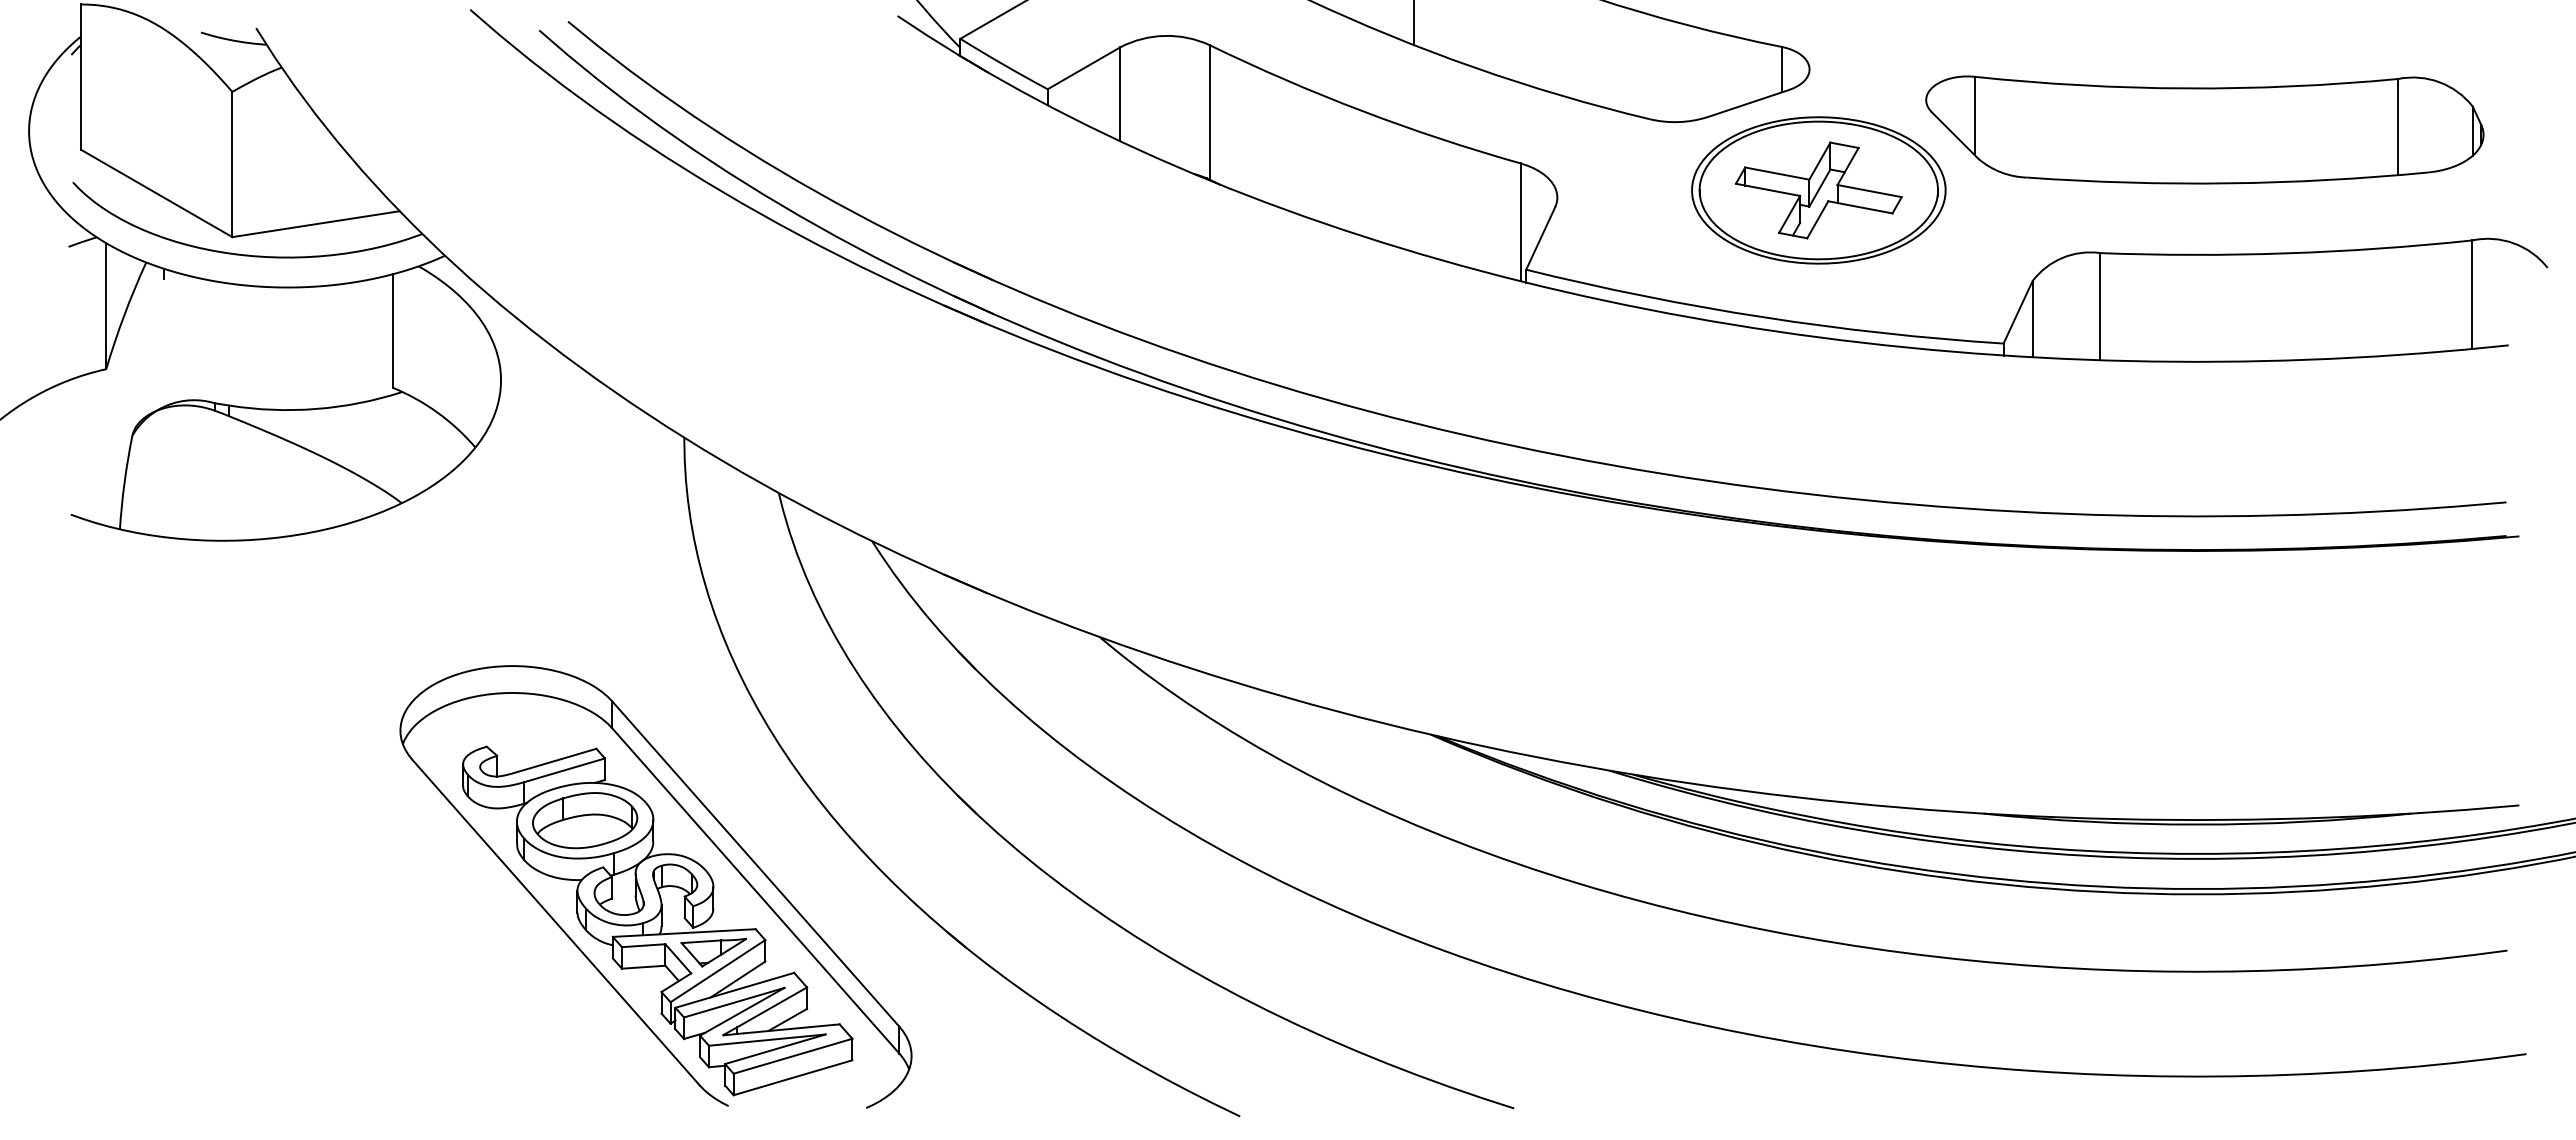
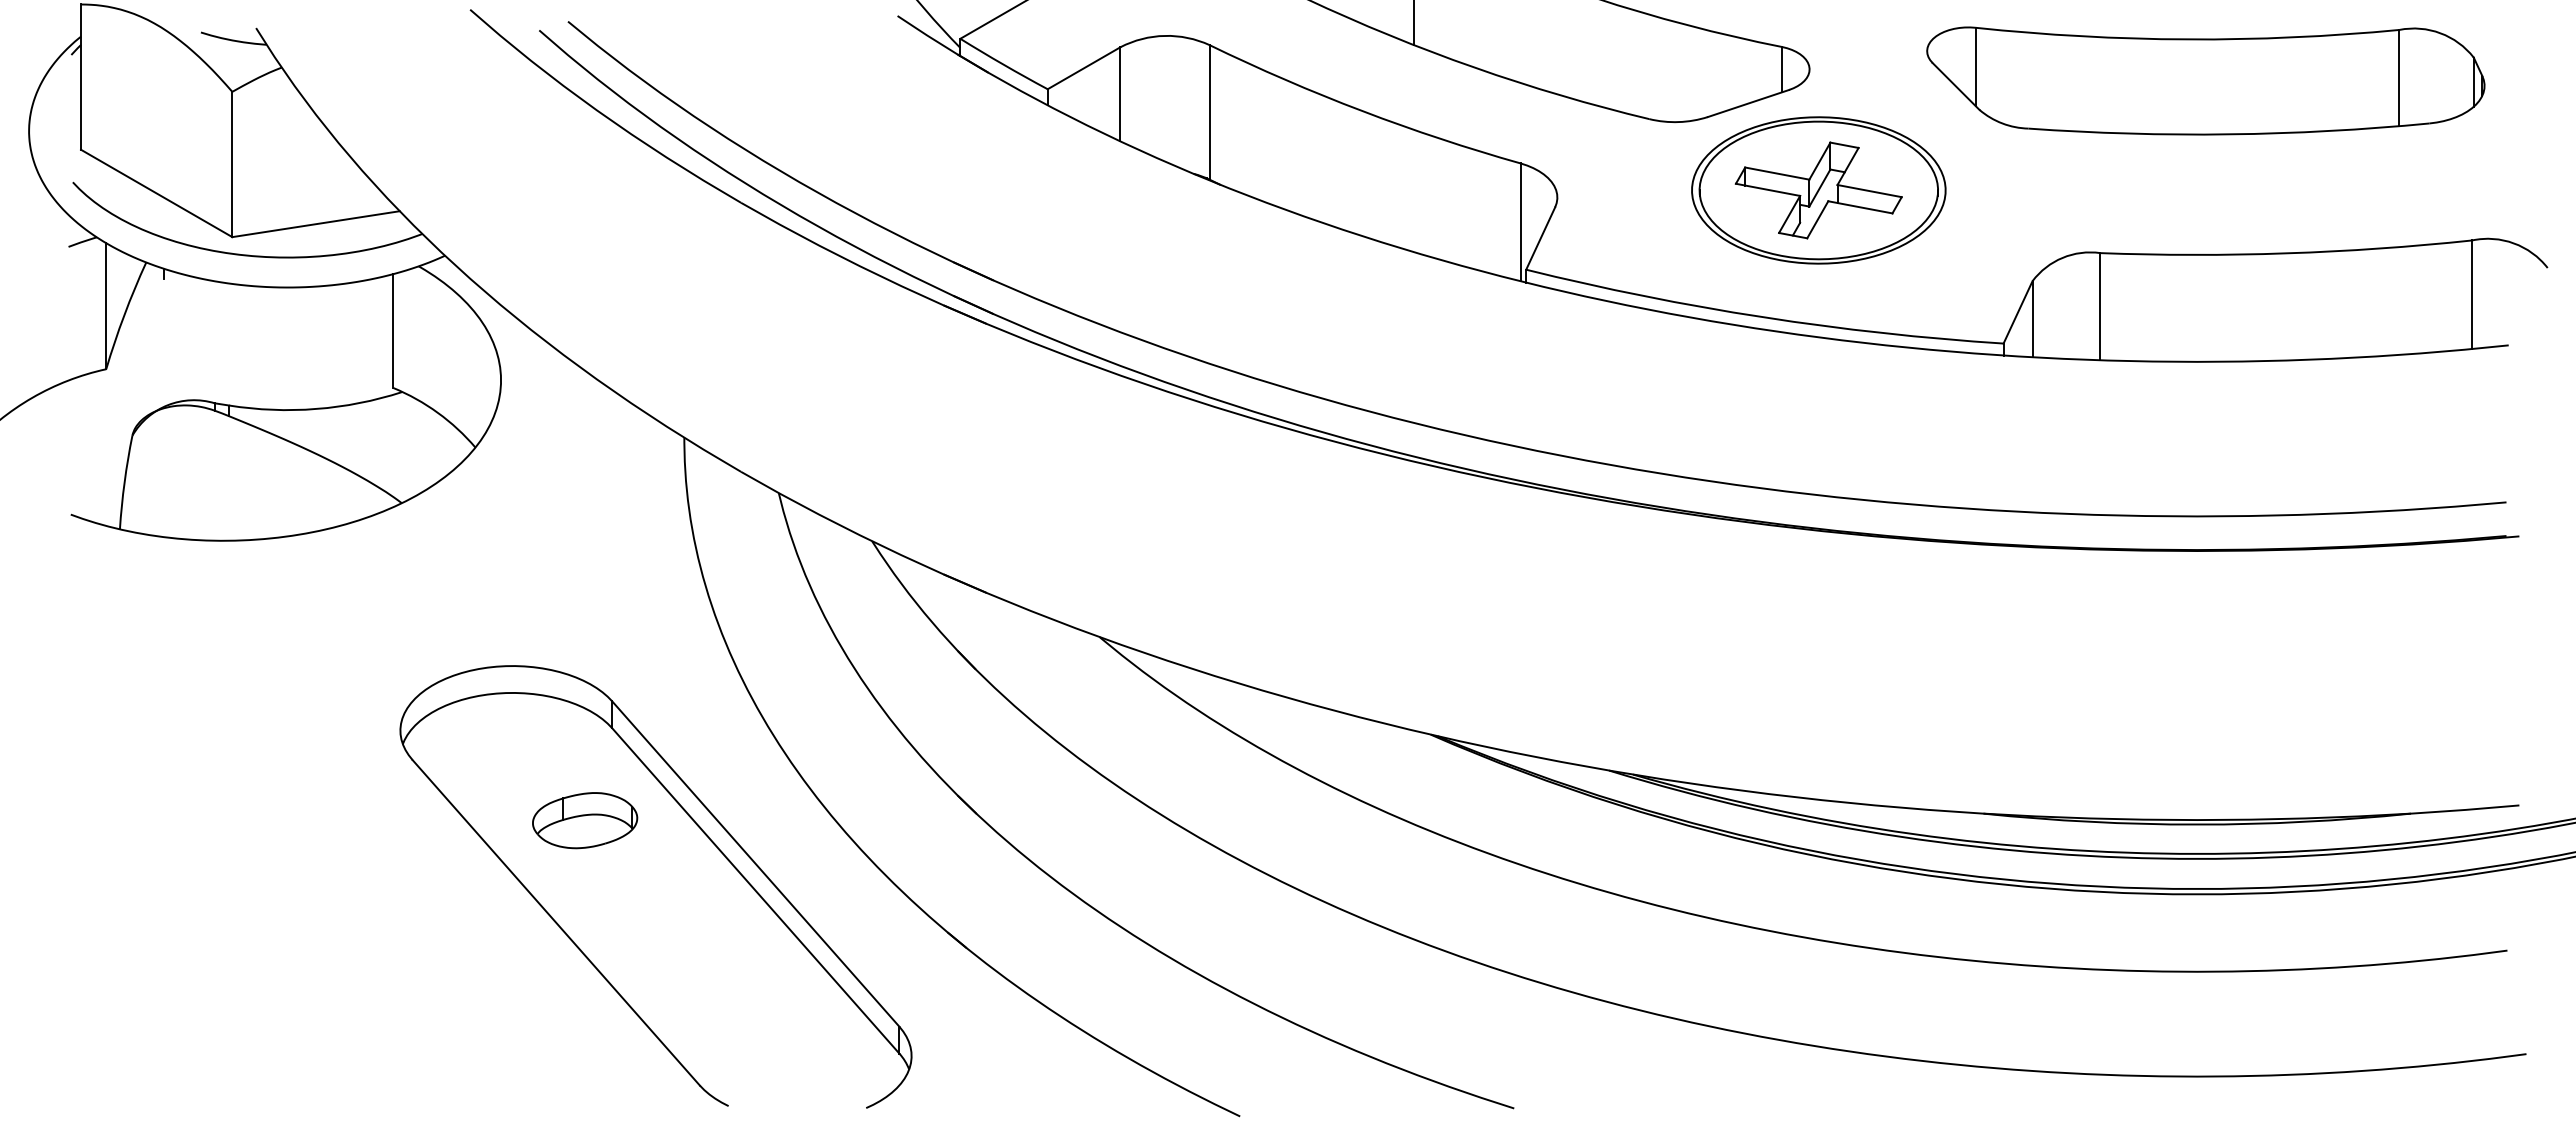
part position: (2204, 129) -> (2205, 80) (2205, 80)
part: present -> none (657, 920)
